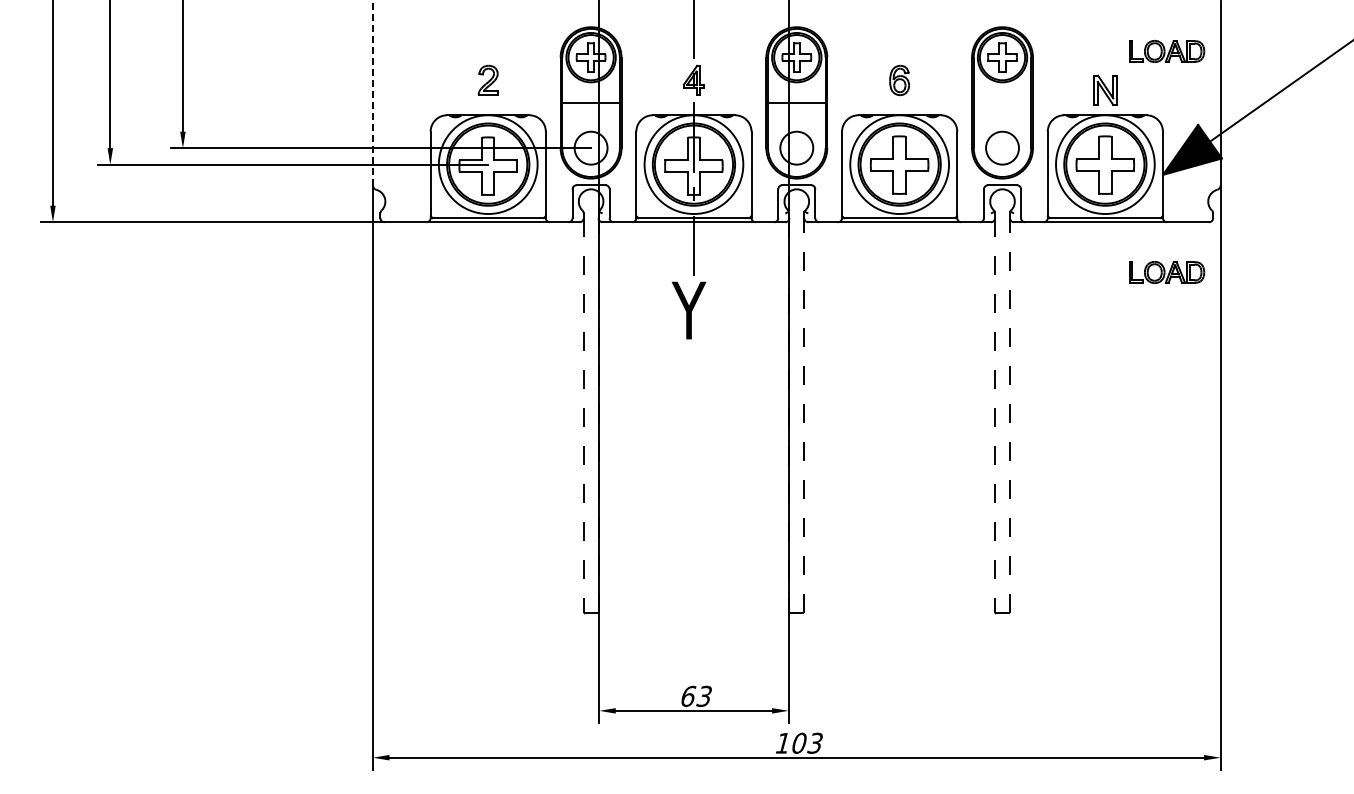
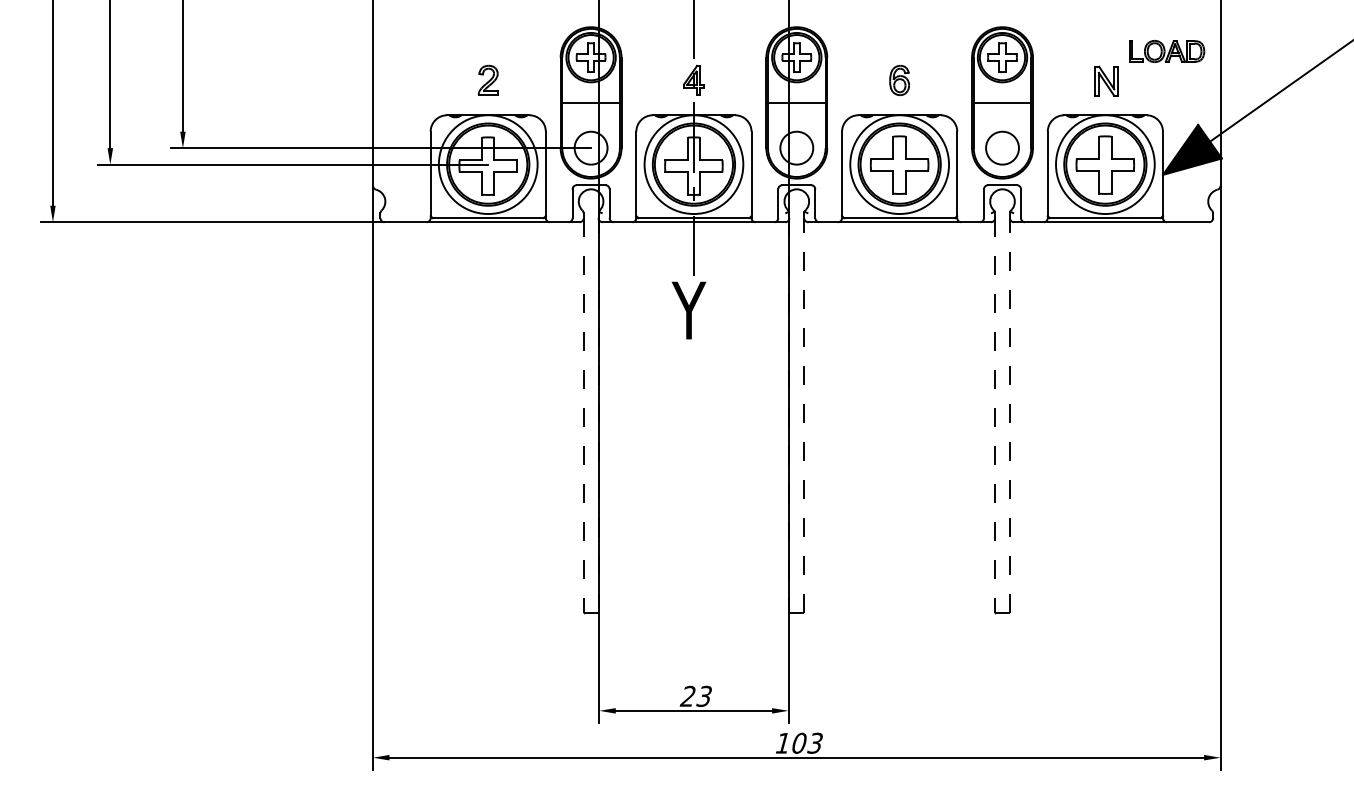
part position: (1105, 89) -> (1106, 80) (1106, 80)
line: dashed -> solid (373, 92)
line: none -> present (1002, 102)
part: present -> none (1167, 272)
text: 63 -> 23 (687, 695)
